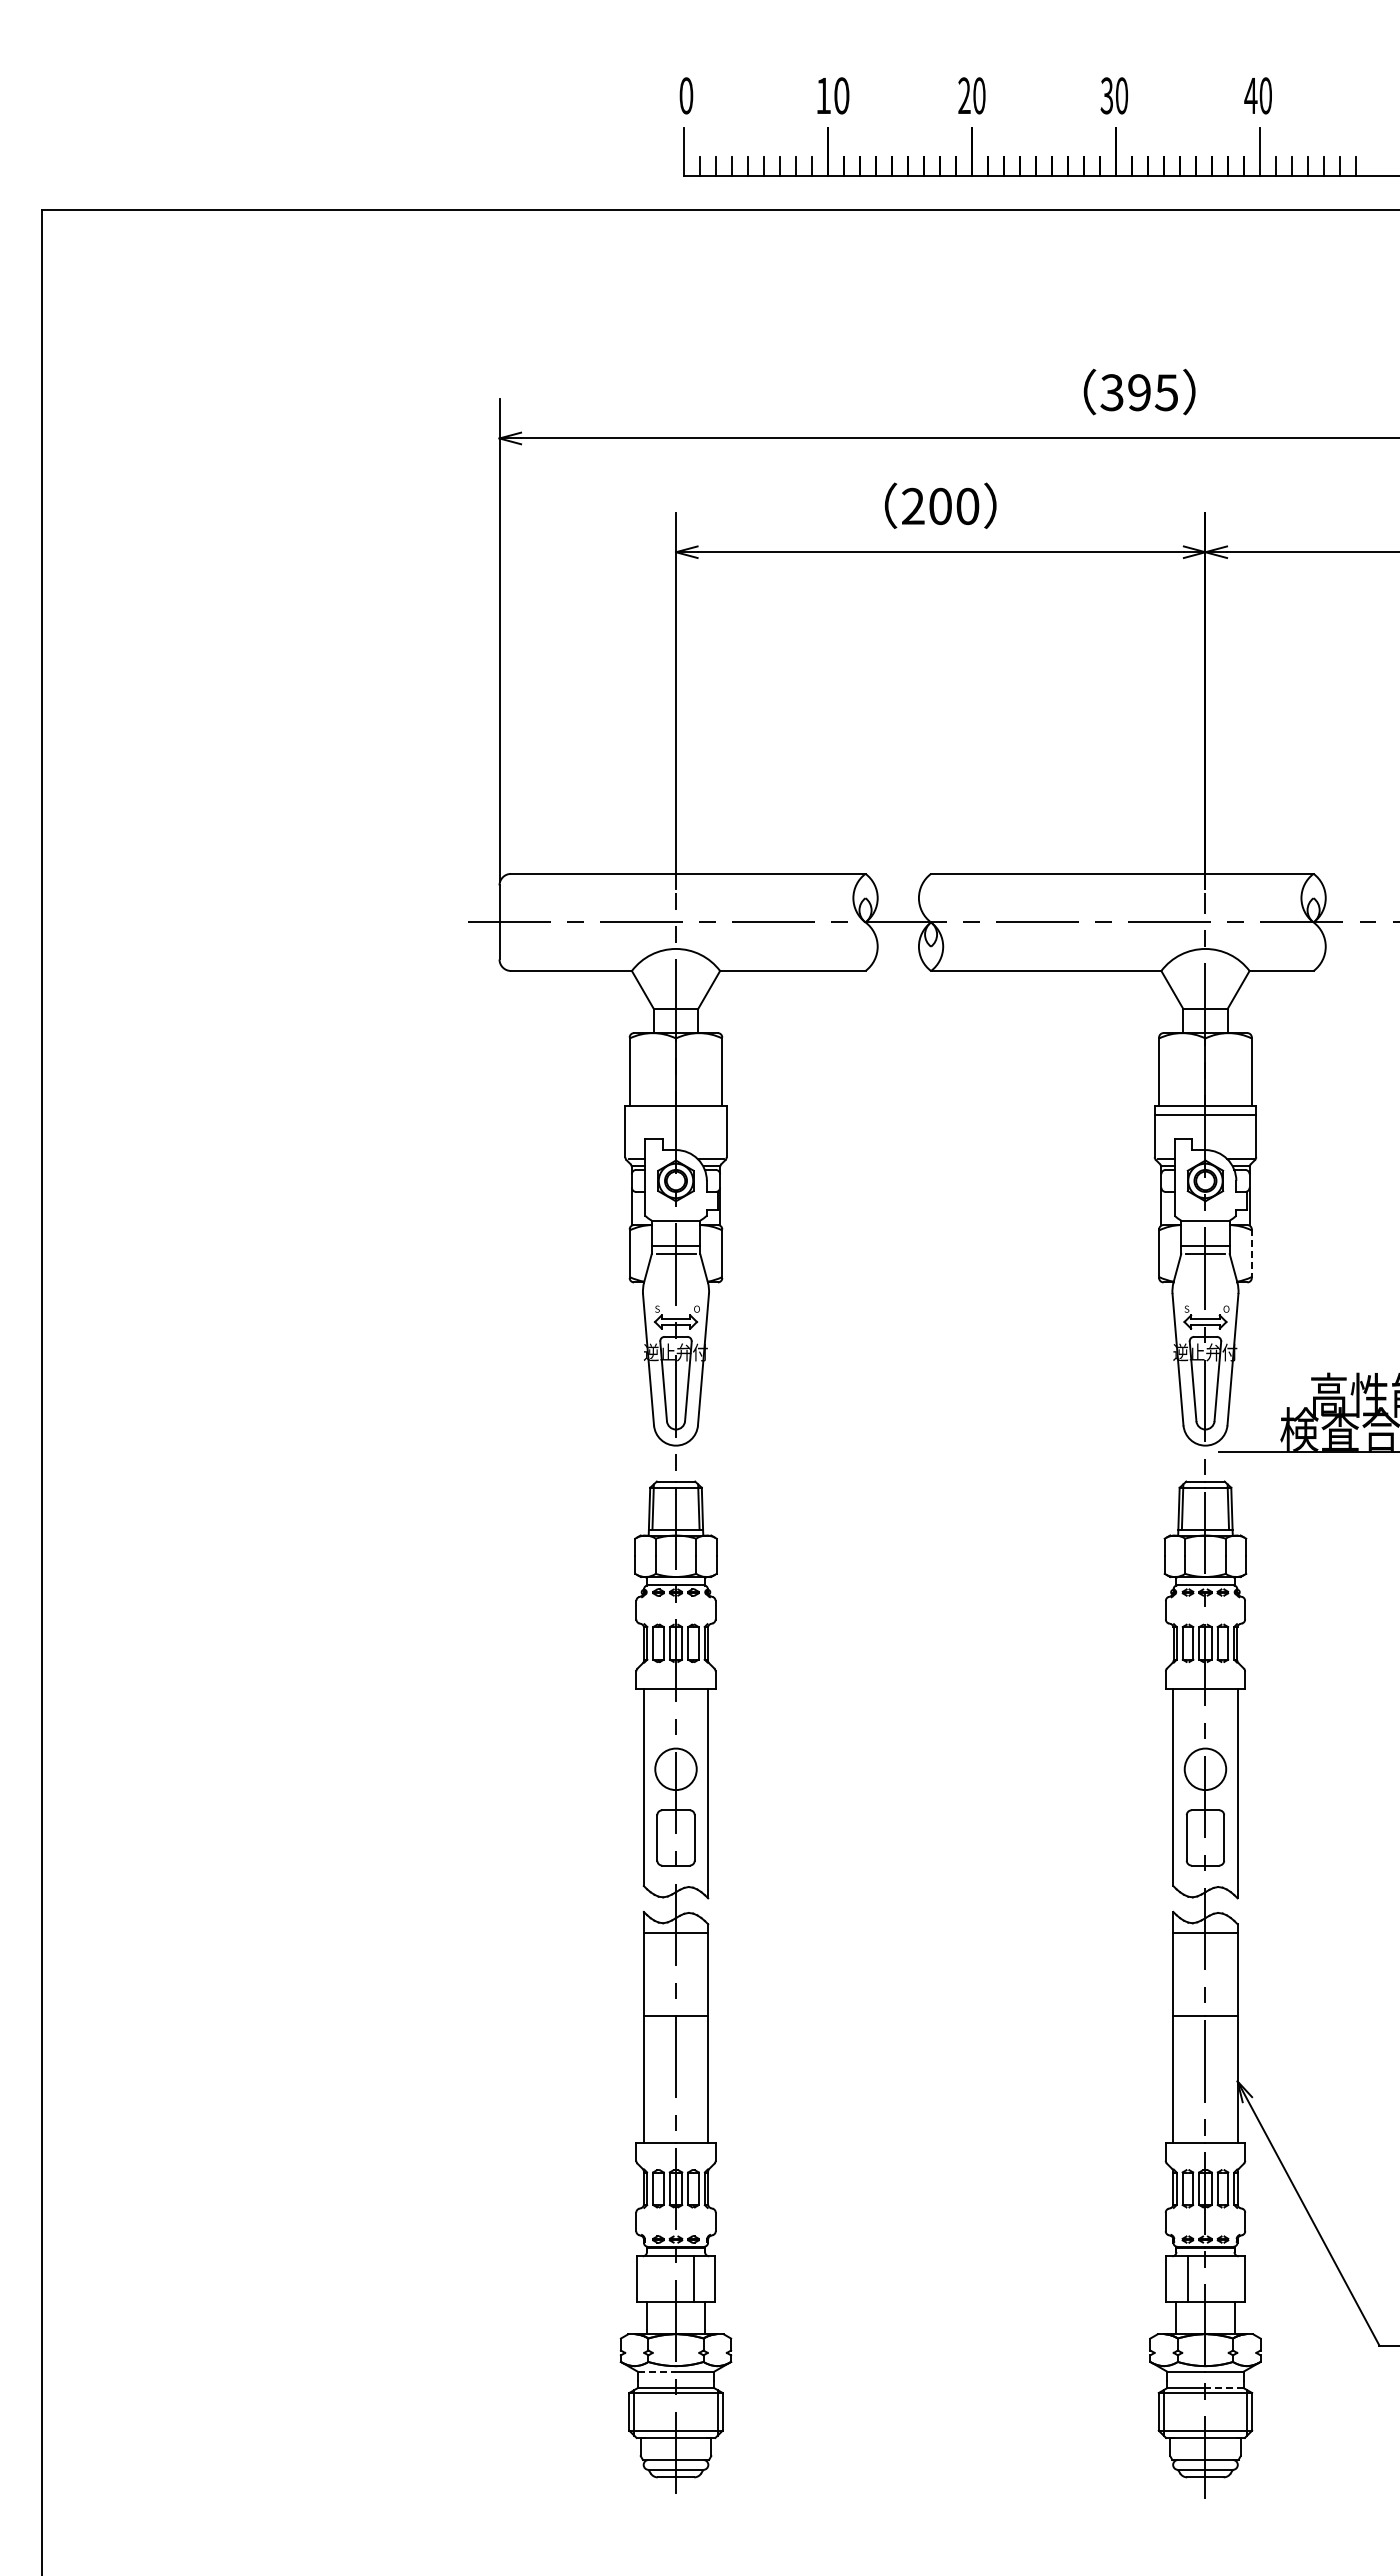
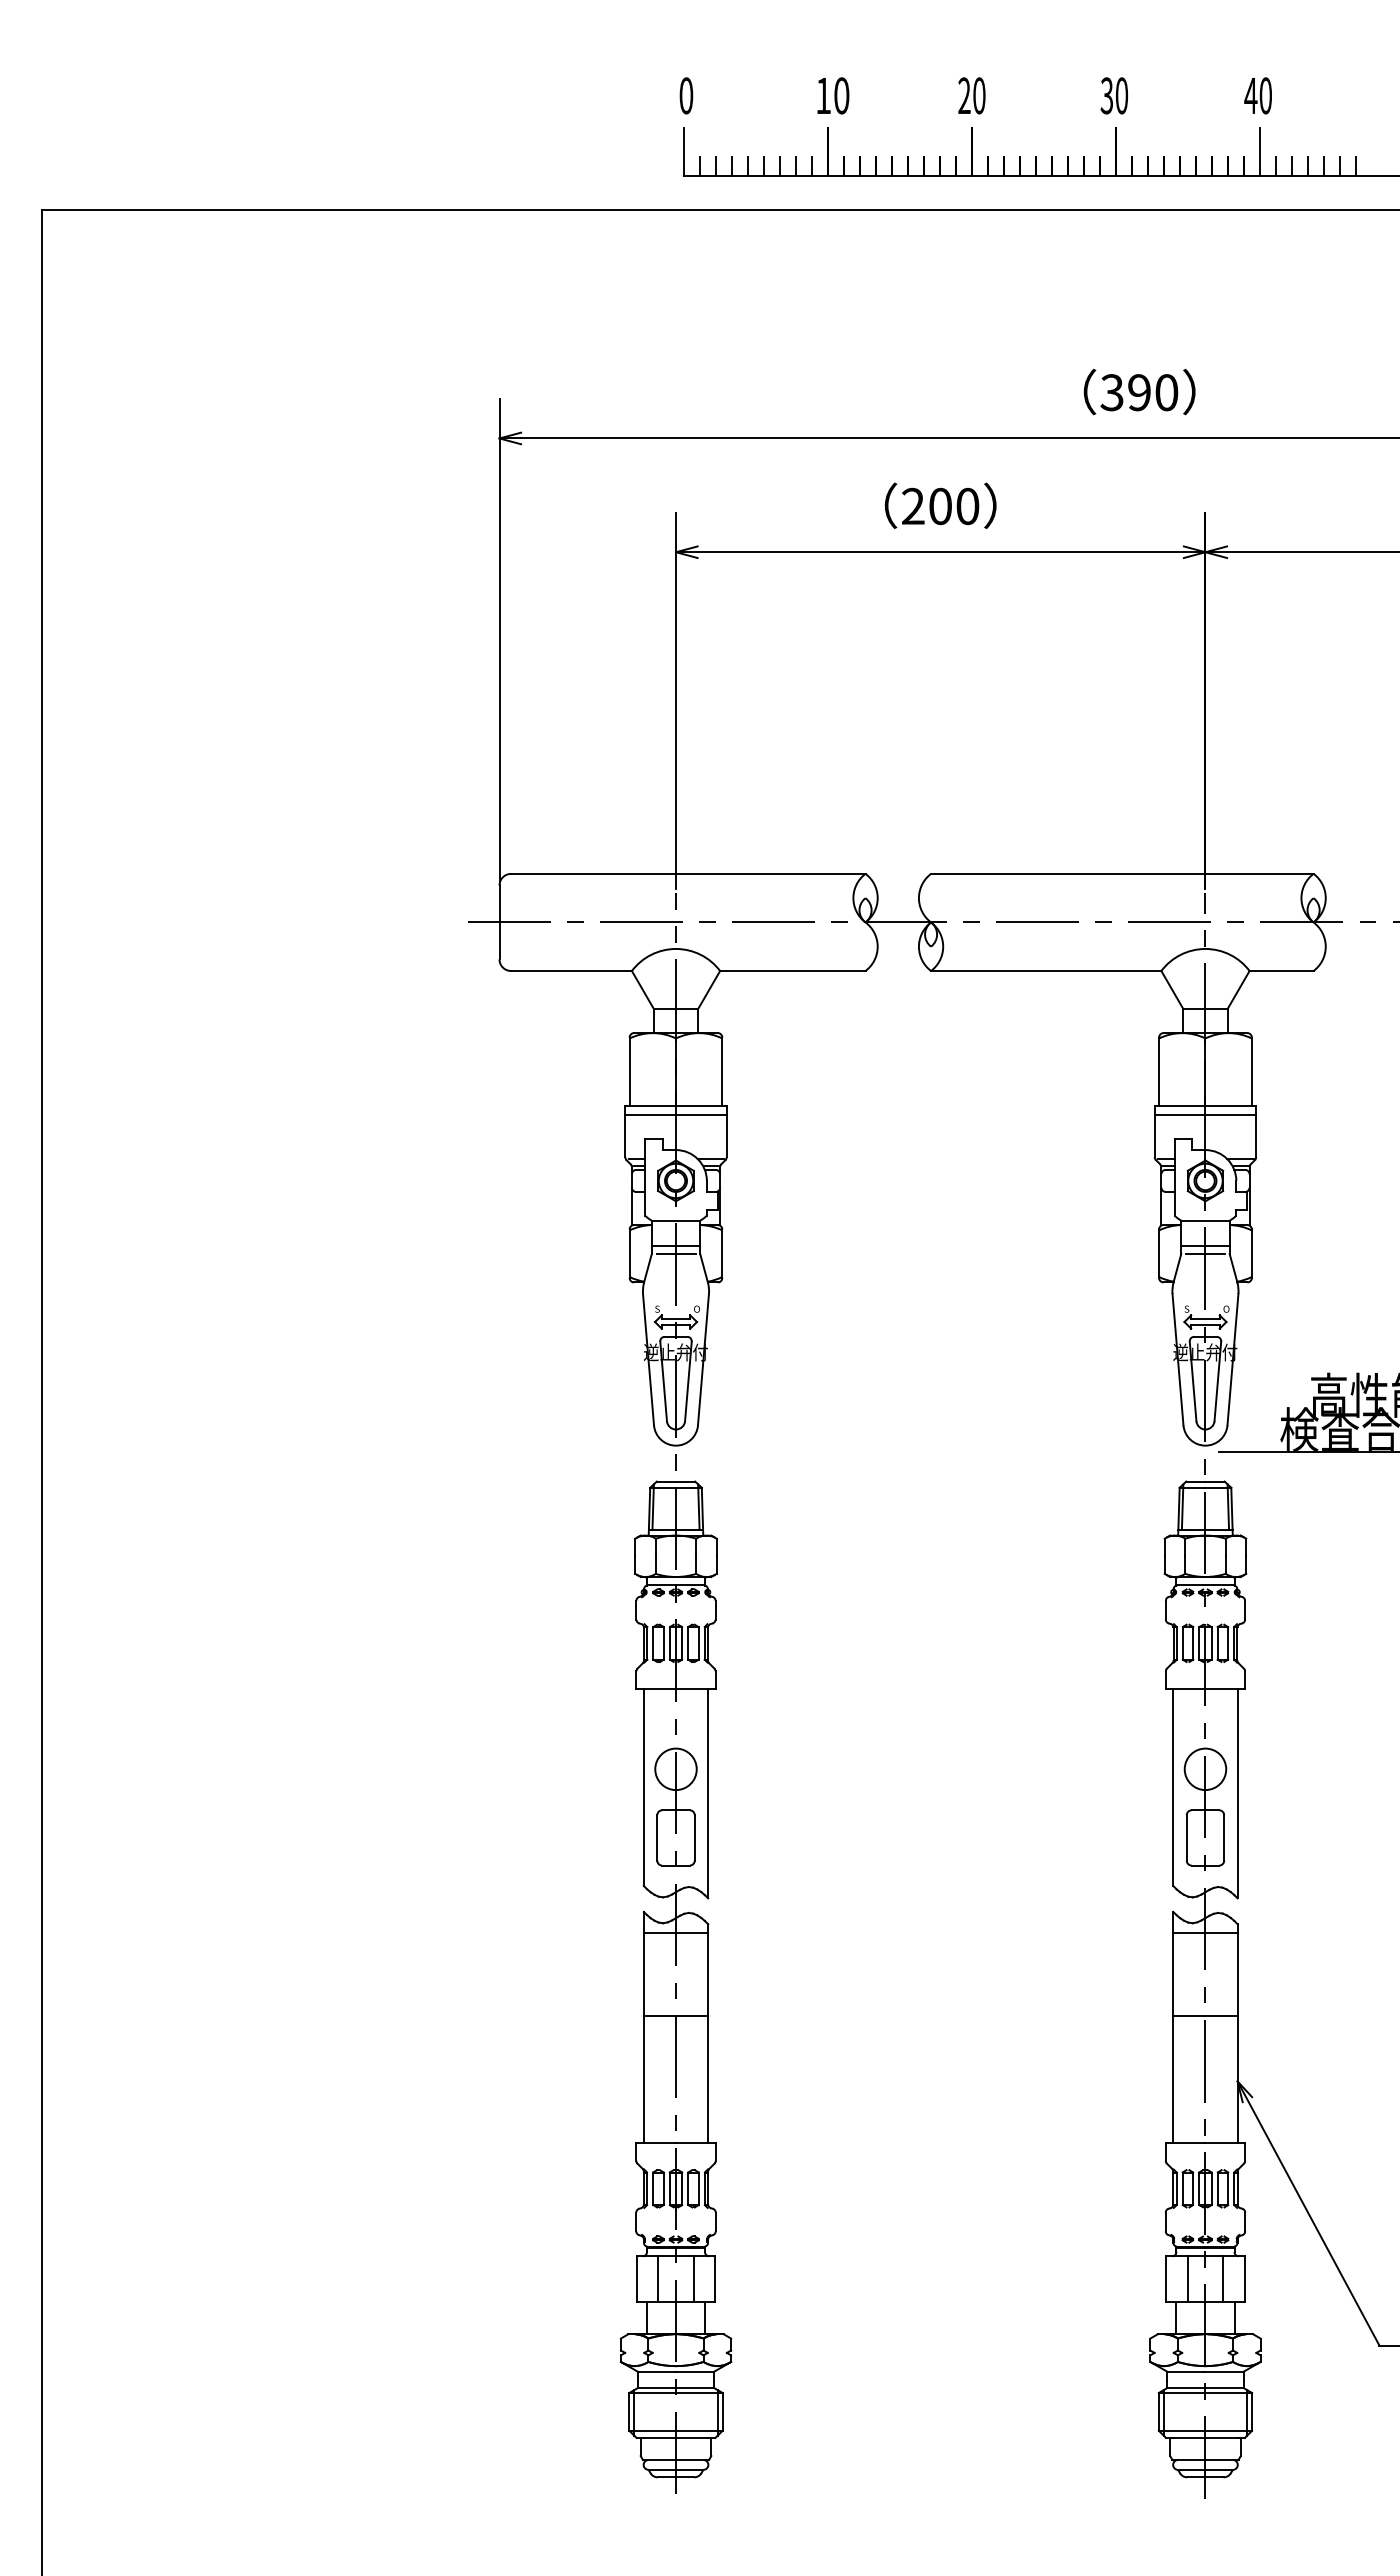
text: 395 -> 390 (1166, 392)
line: none -> present (675, 1114)
line: dashed -> solid (1251, 1254)
line: none -> present (658, 2278)
line: none -> present (1223, 2278)
line: dashed -> solid (657, 2371)
line: dashed -> solid (1224, 2388)
